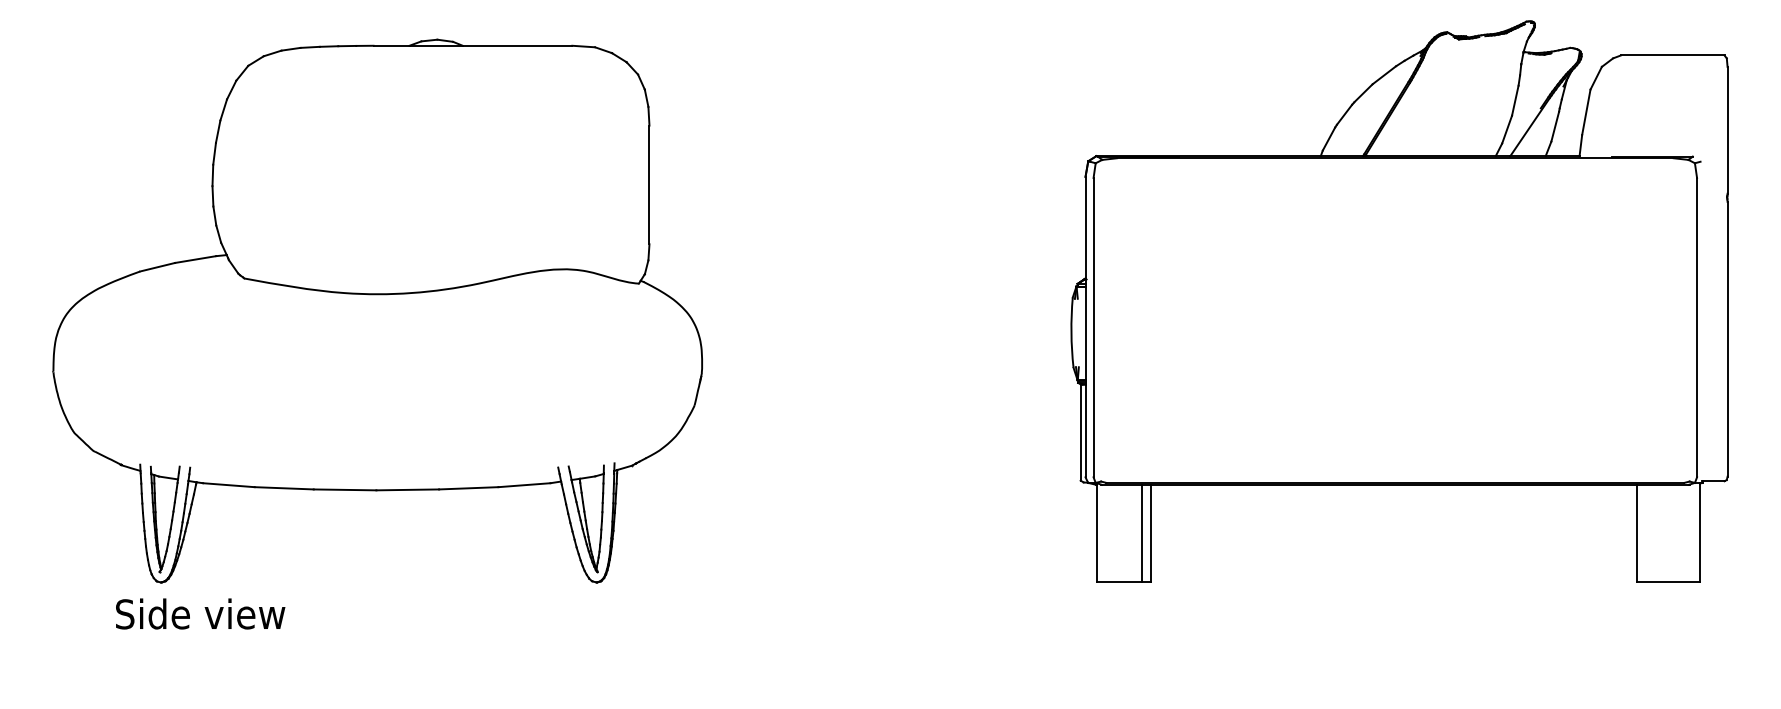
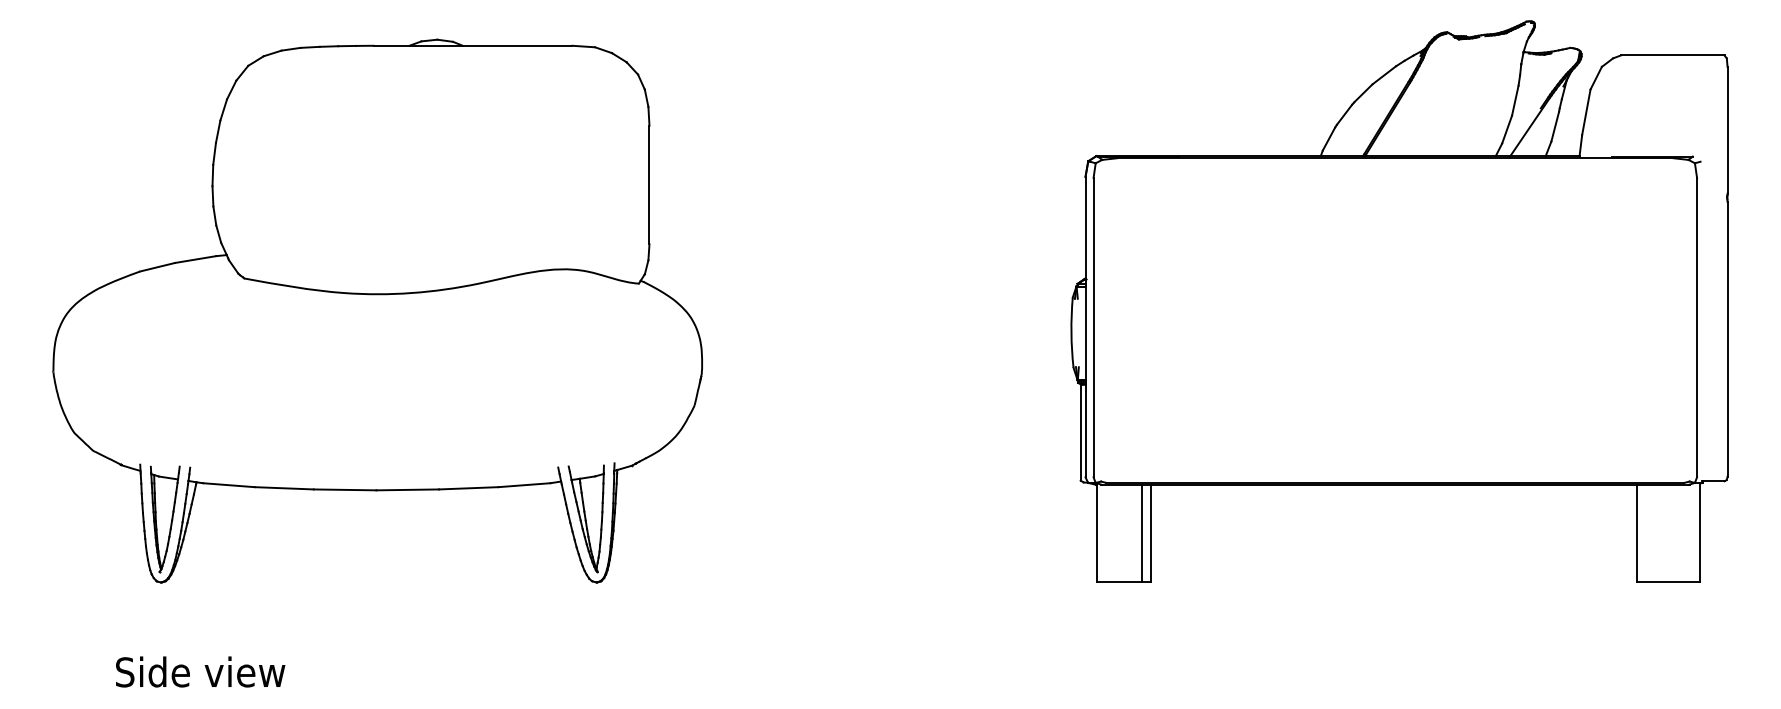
text position: (200, 613) -> (200, 671) (200, 671)
